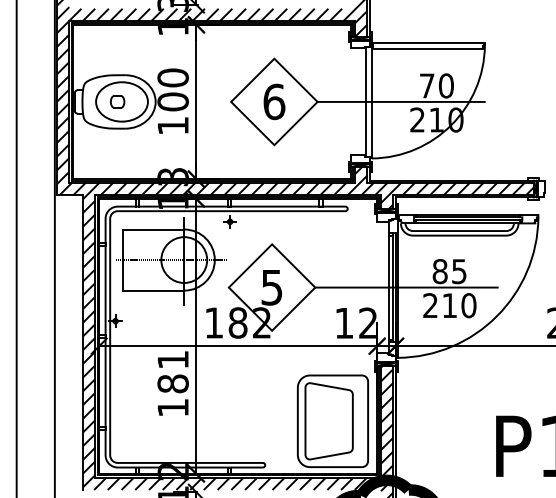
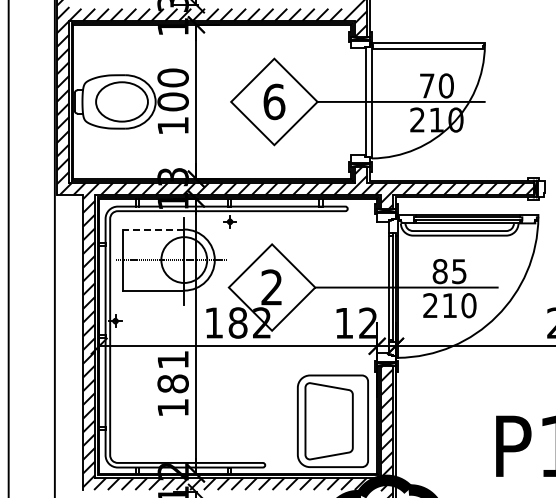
part: present -> none (117, 101)
line: solid -> dashed (153, 229)
line position: (16, 248) -> (8, 248) (8, 248)
text: 5 -> 2 (271, 287)
